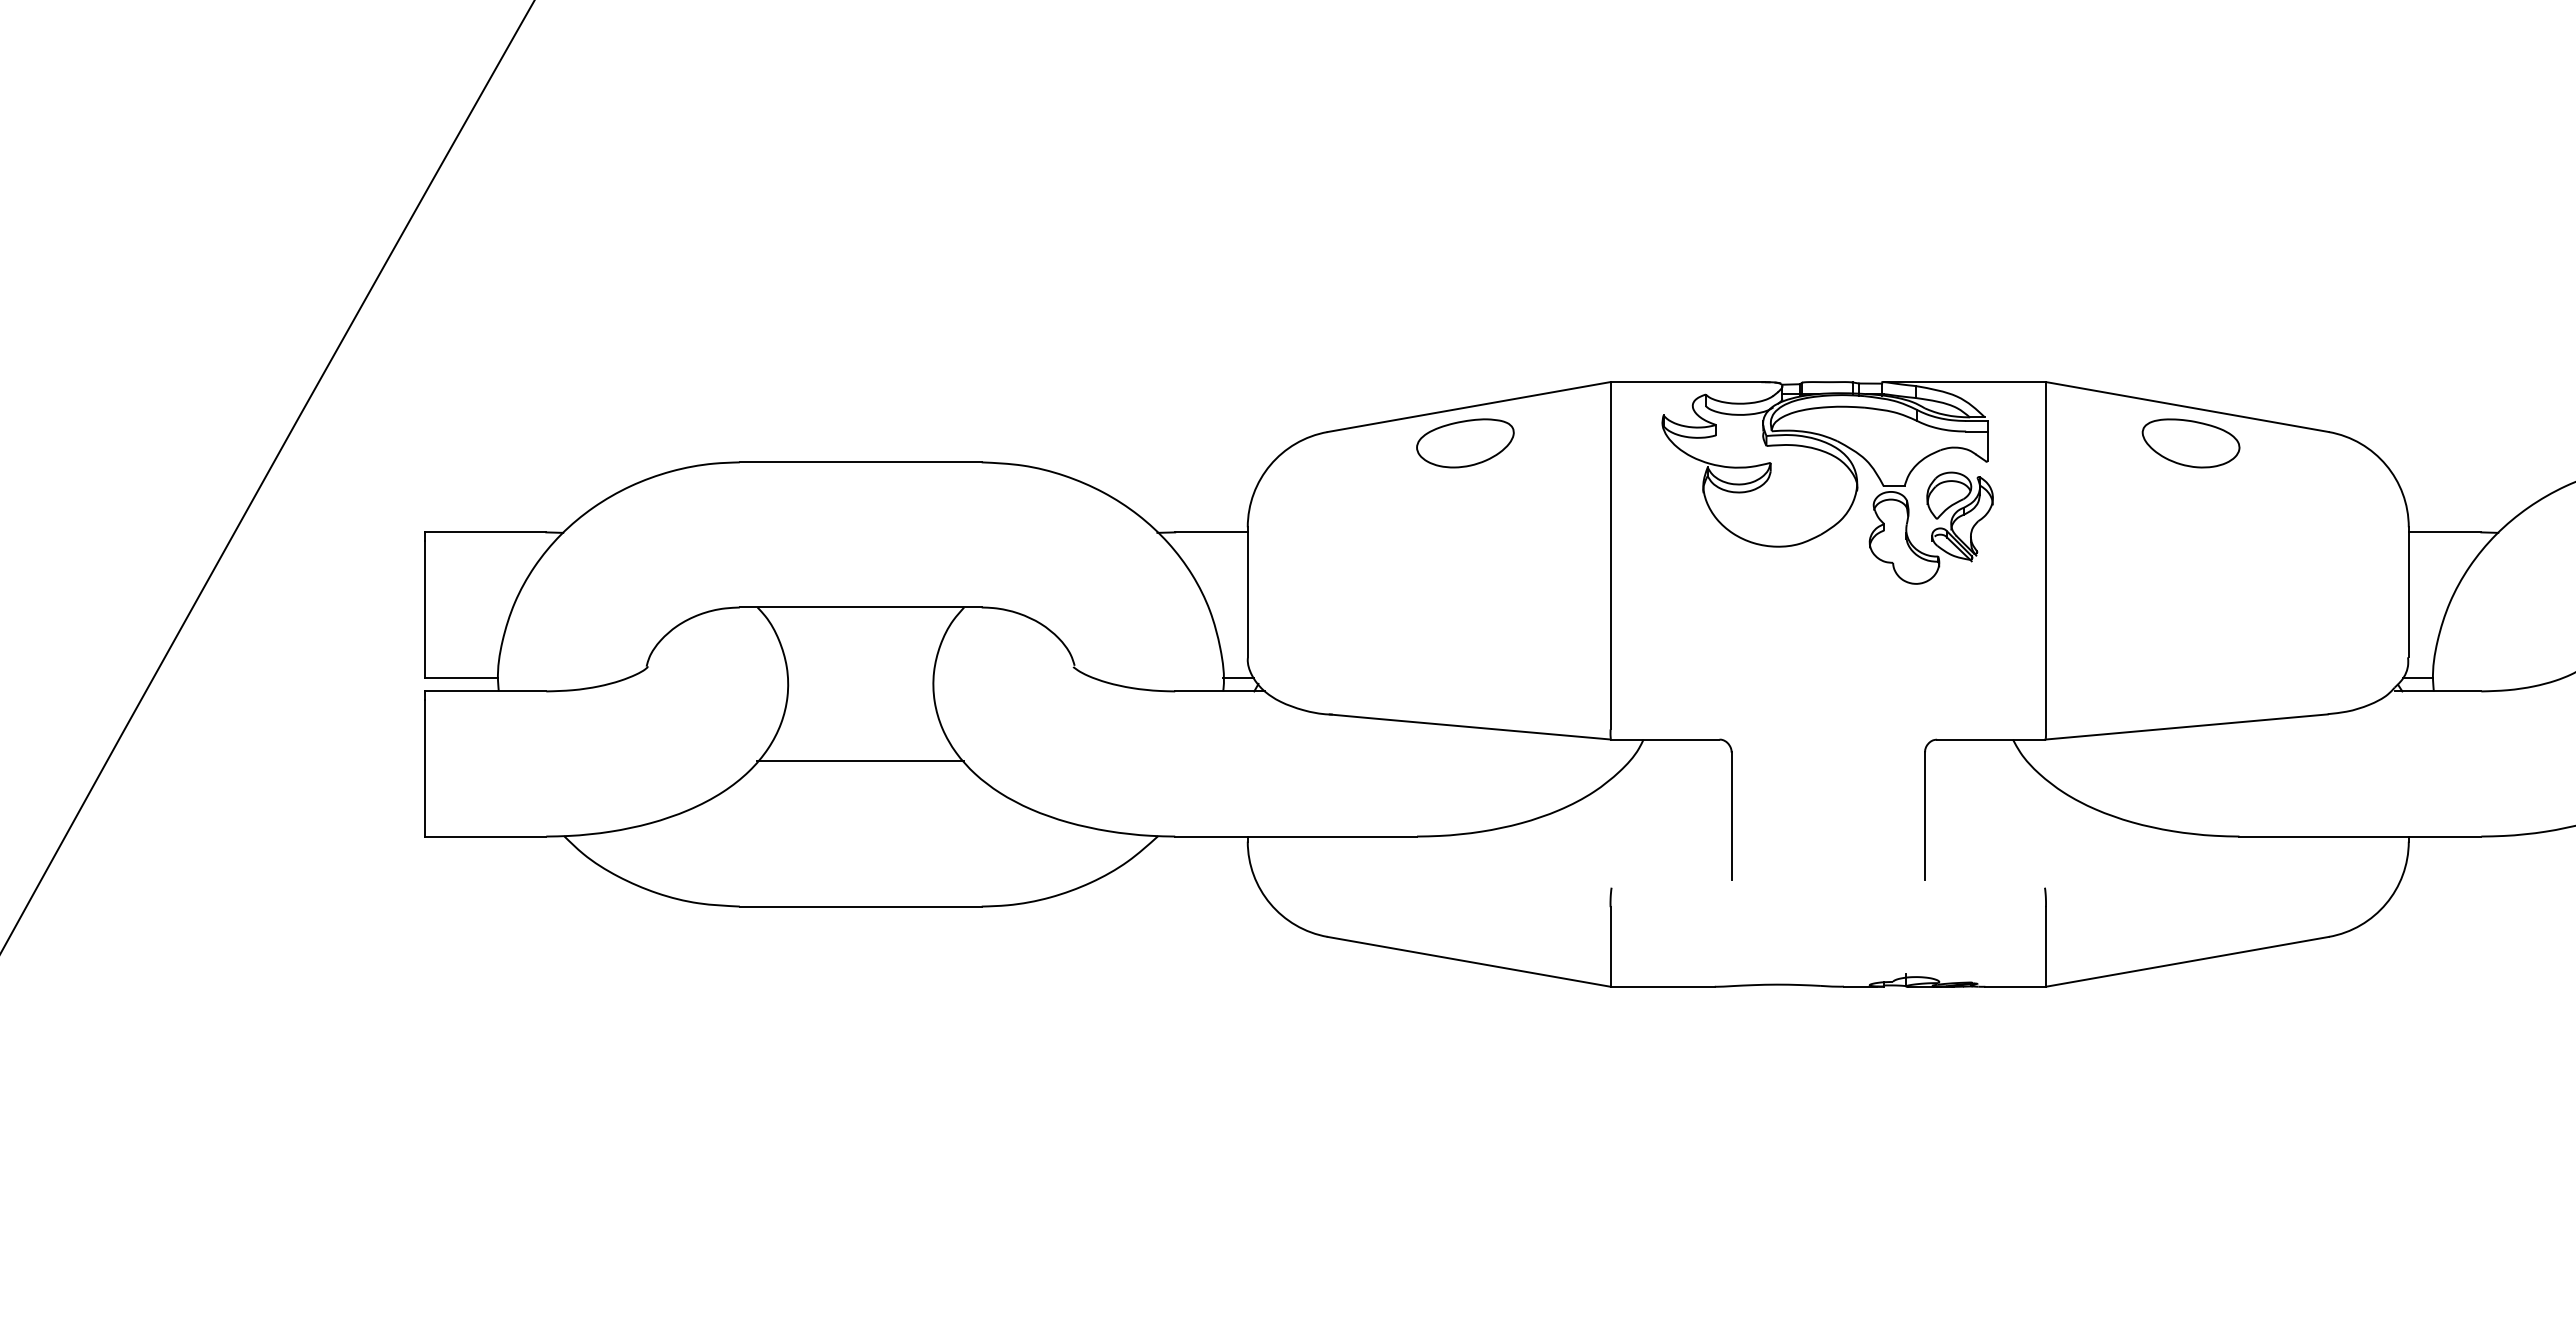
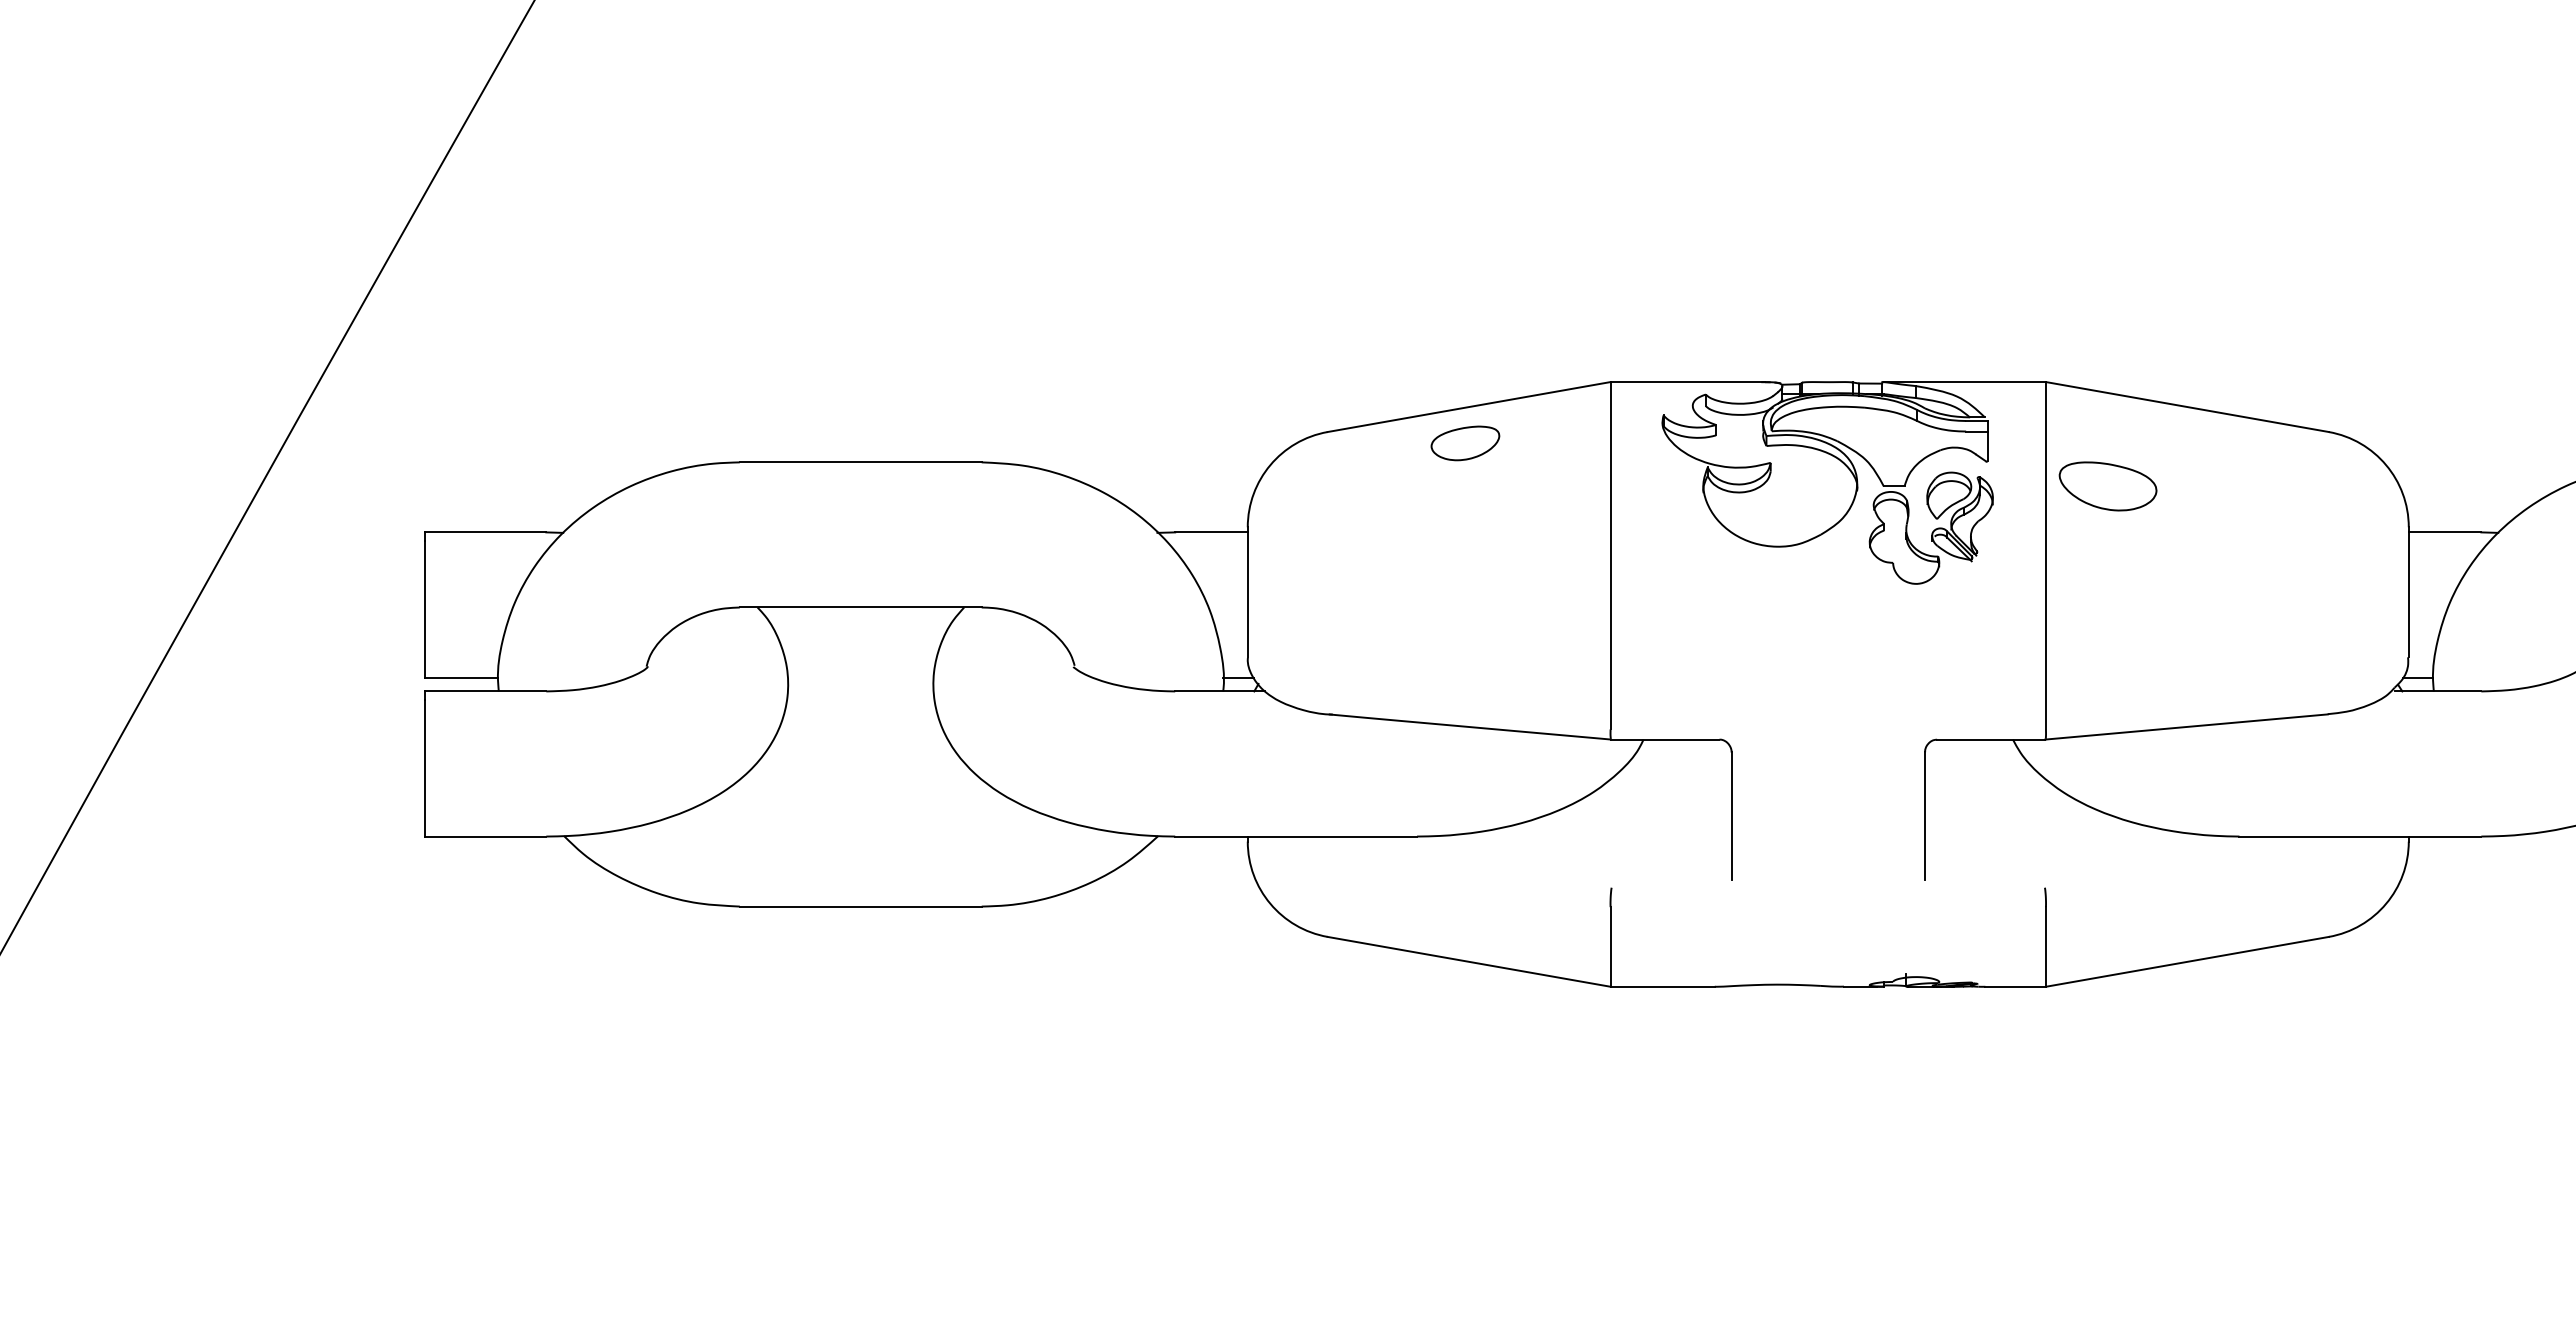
part size: 99x51 px -> 71x37 px (1465, 443)
part position: (2190, 443) -> (2107, 486) (2107, 486)
line: present -> none (860, 761)
